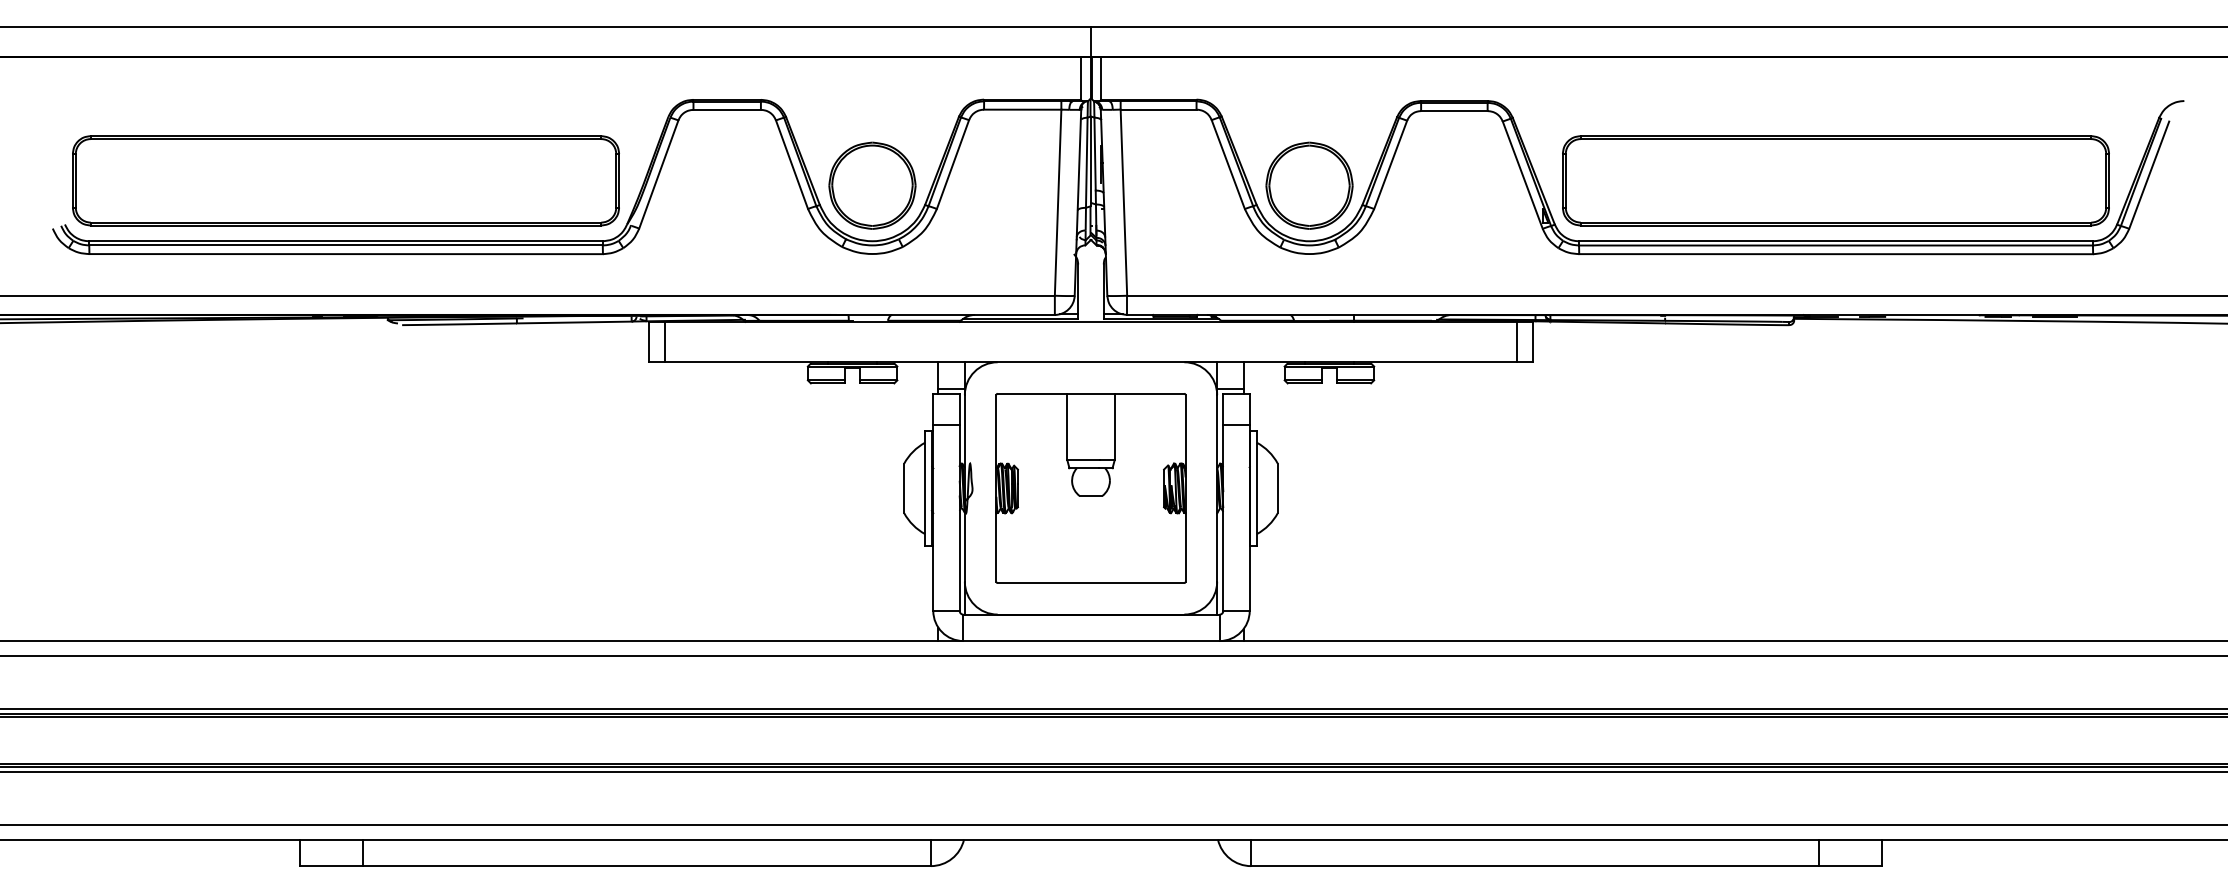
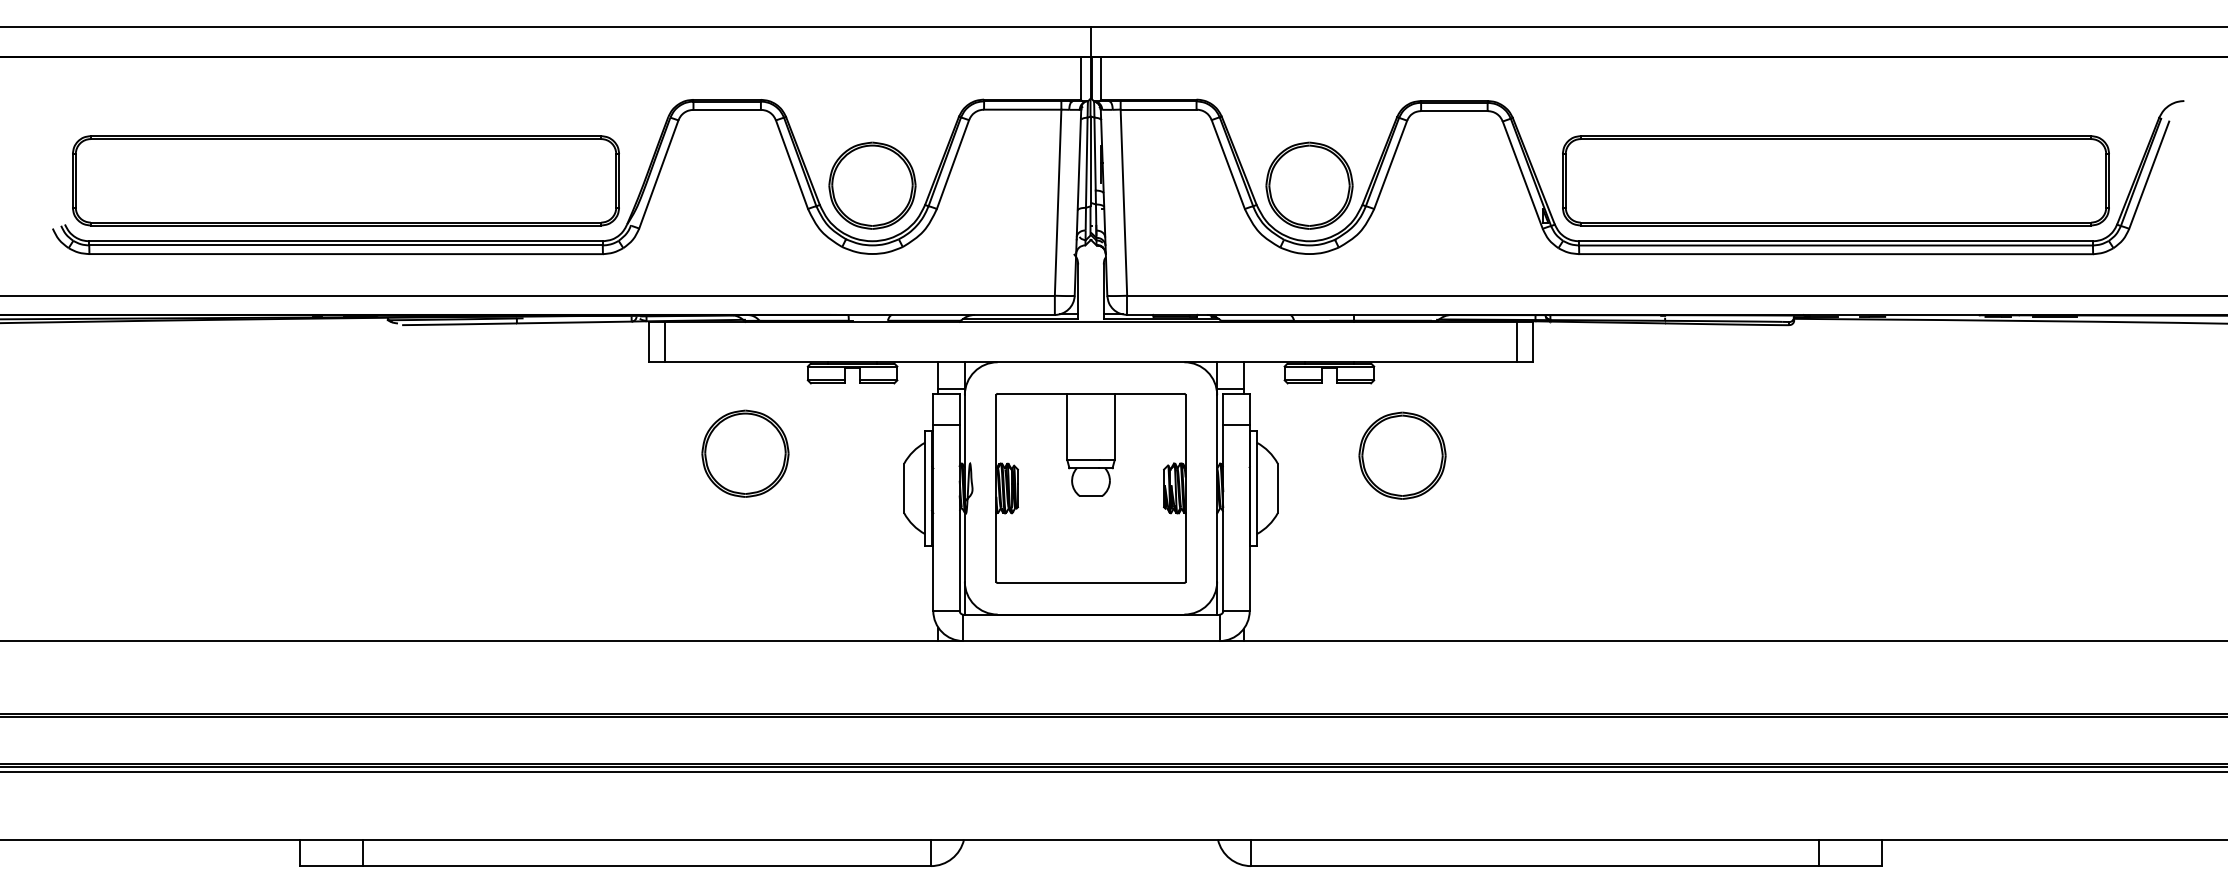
part: none -> present (745, 453)
part: none -> present (1402, 455)
line: present -> none (1113, 655)
line: present -> none (1113, 709)
line: present -> none (1113, 824)
